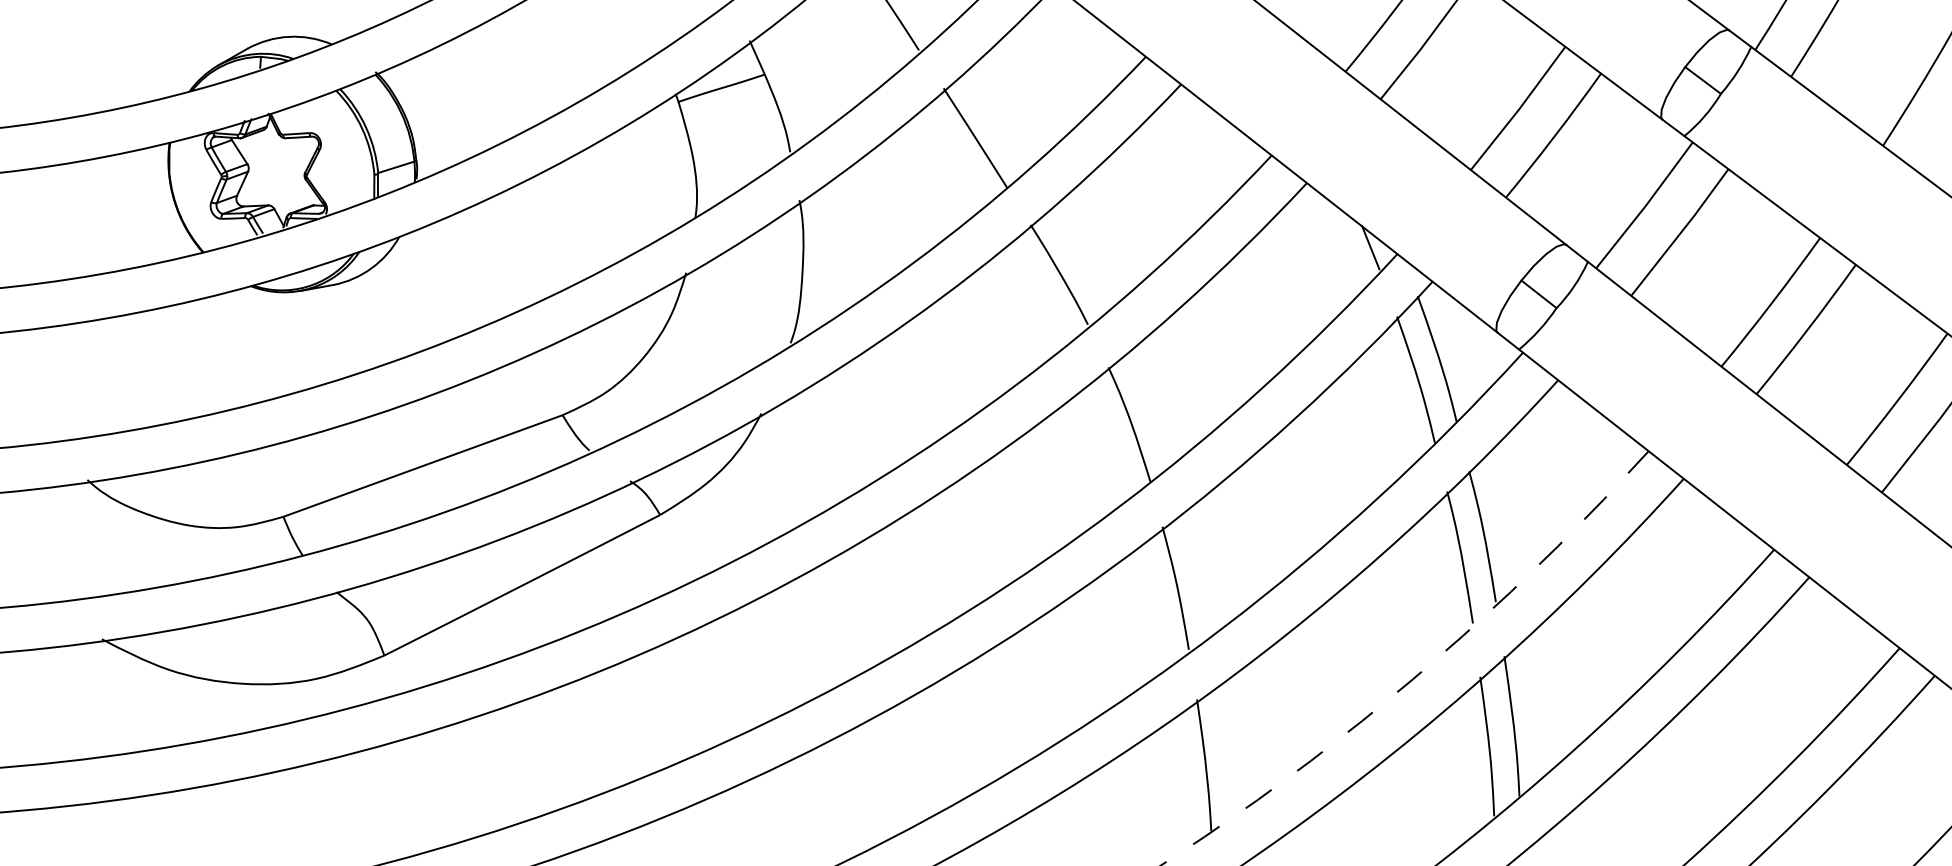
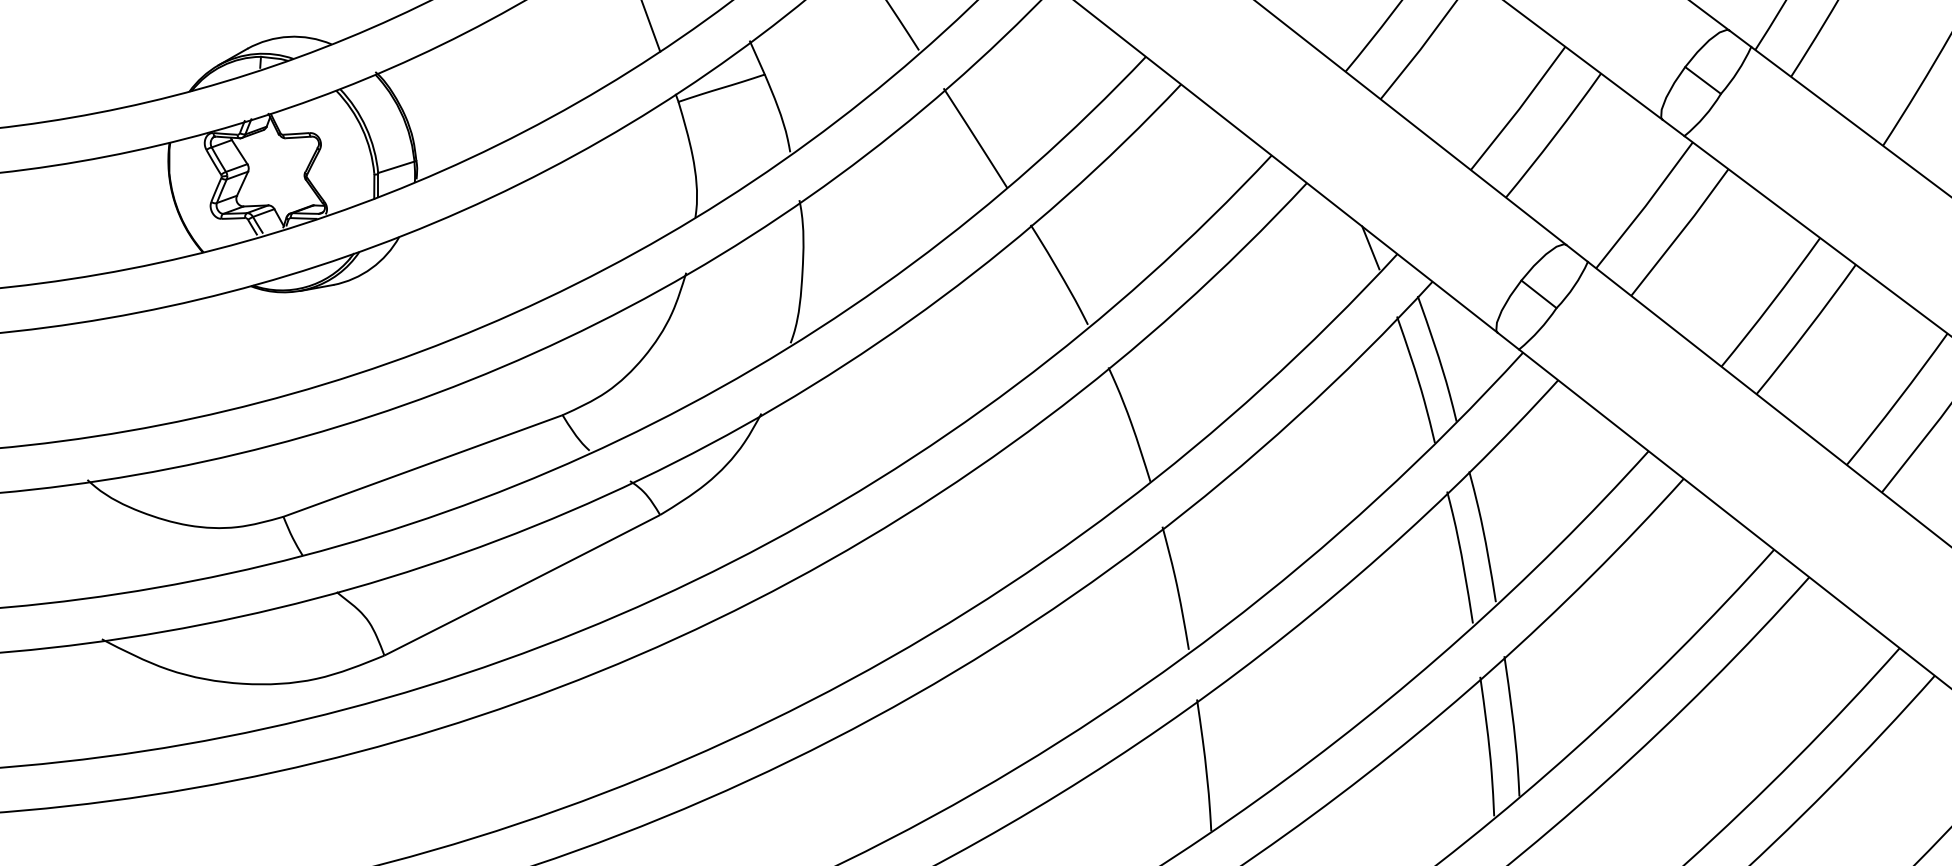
line: none -> present (651, 26)
arc: dashed -> solid (1417, 675)
